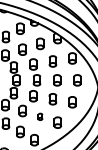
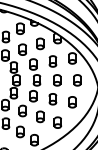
part size: 7x9 px -> 9x14 px (40, 116)
